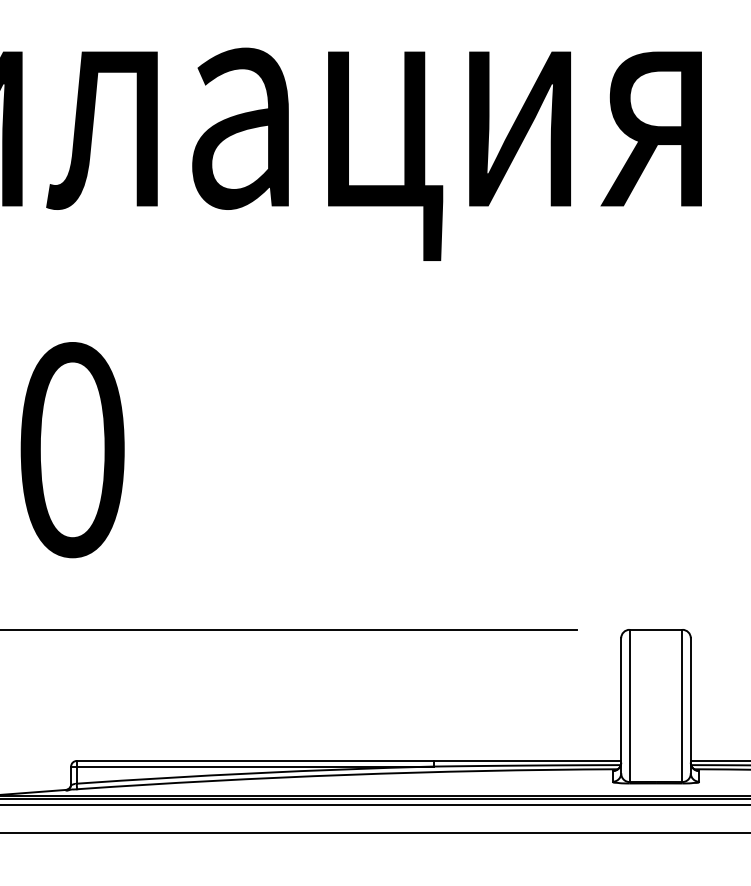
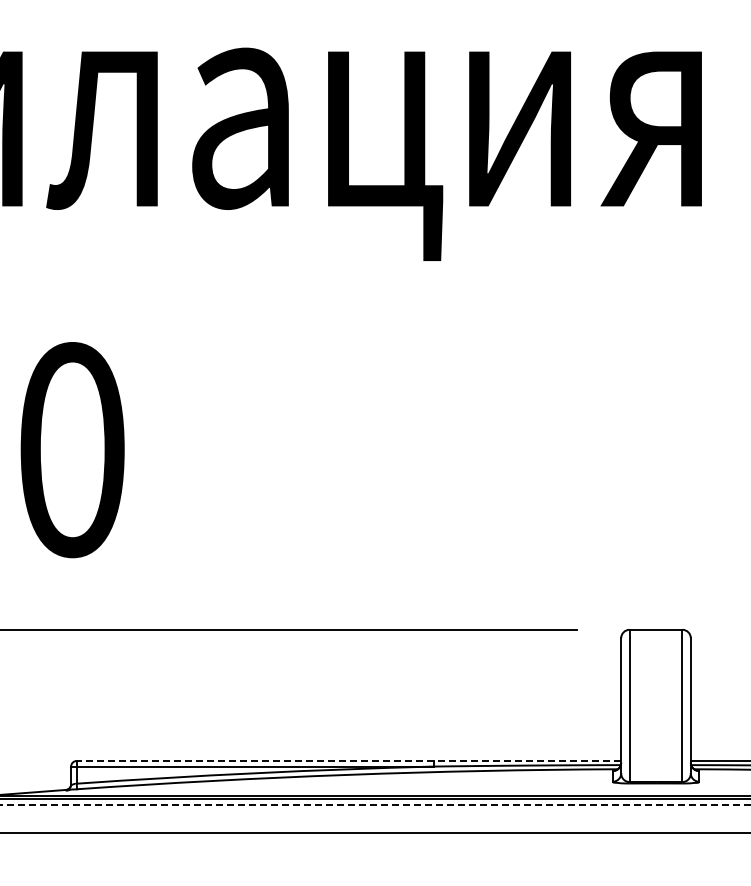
line: solid -> dashed (348, 760)
line: solid -> dashed (375, 804)
